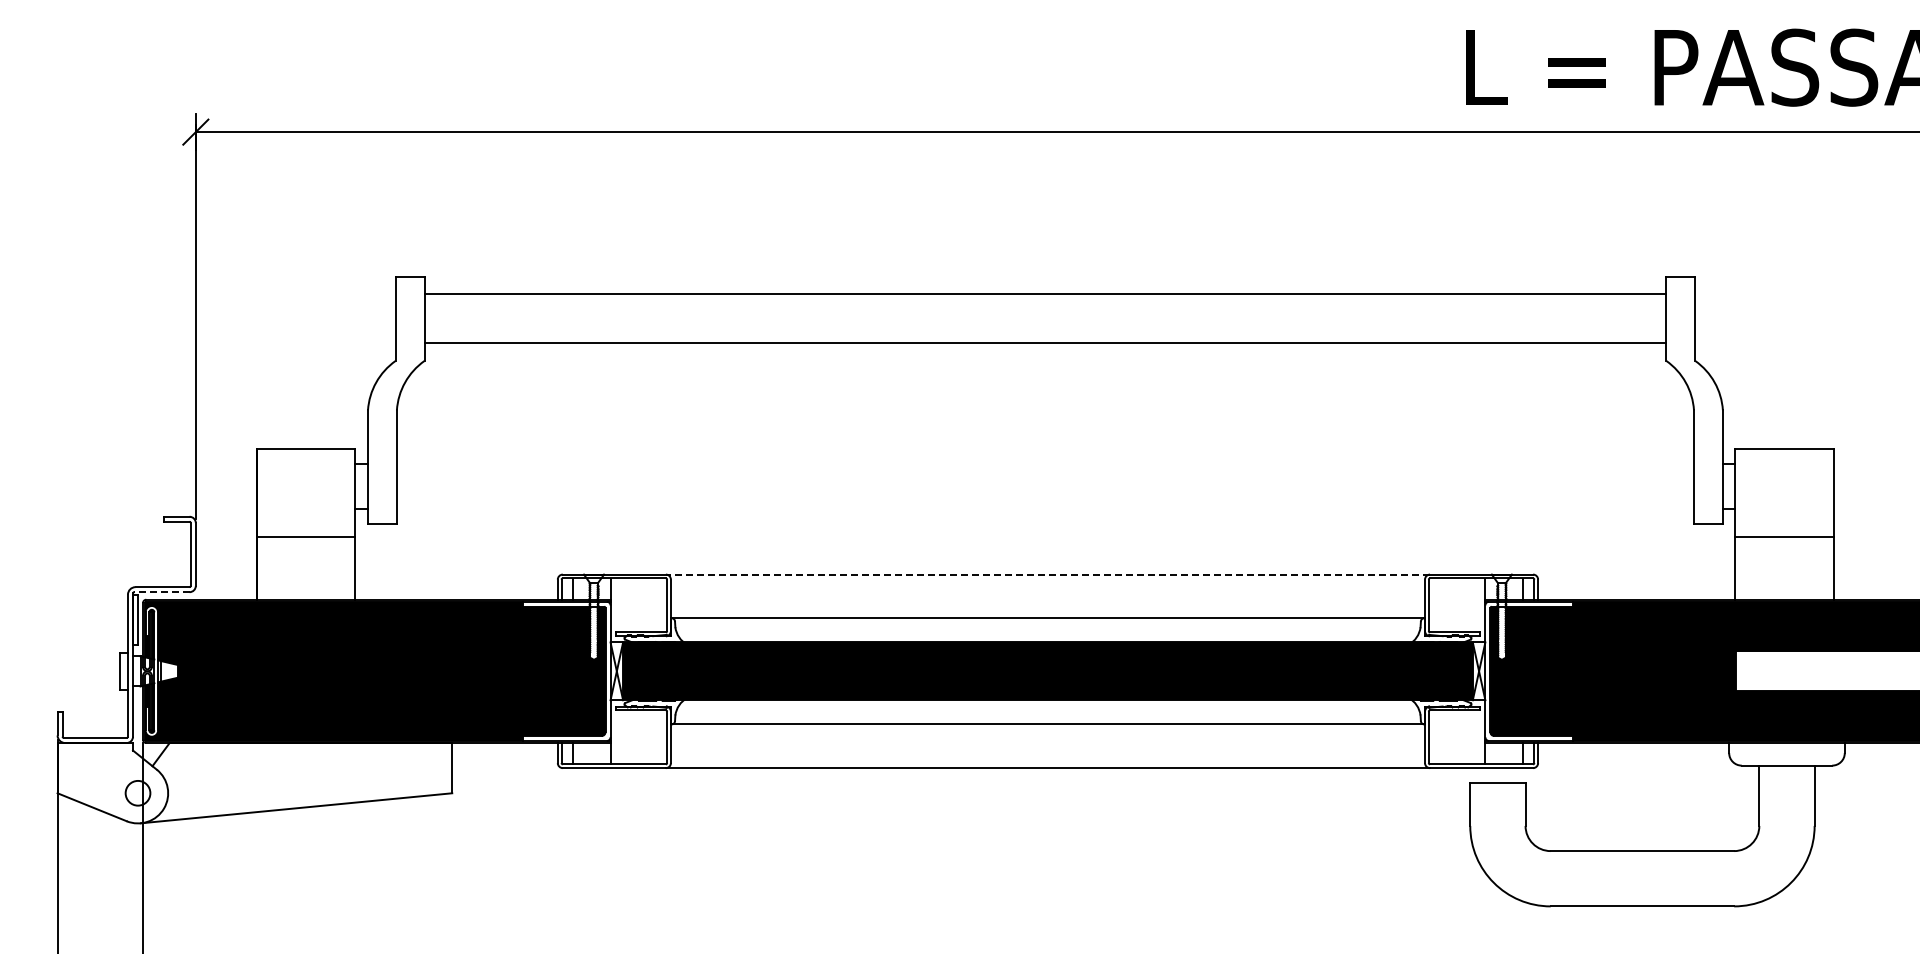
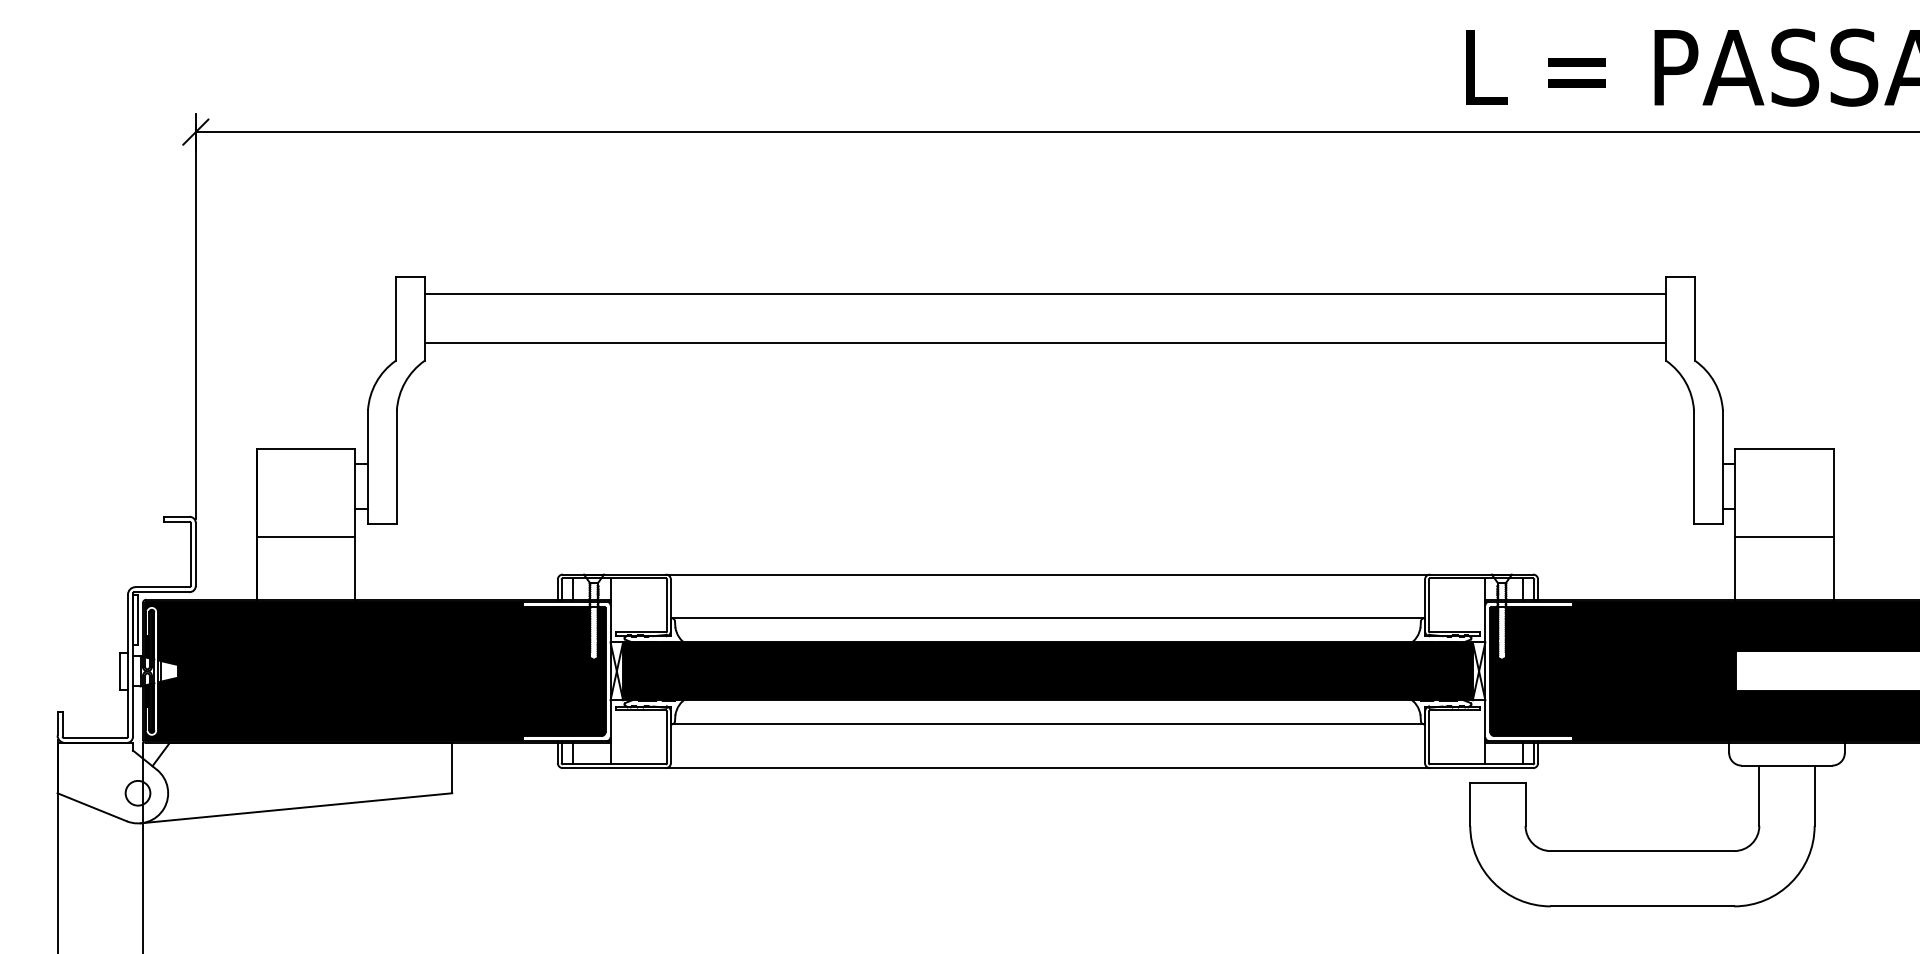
line: dashed -> solid (1047, 574)
line: dashed -> solid (161, 592)
